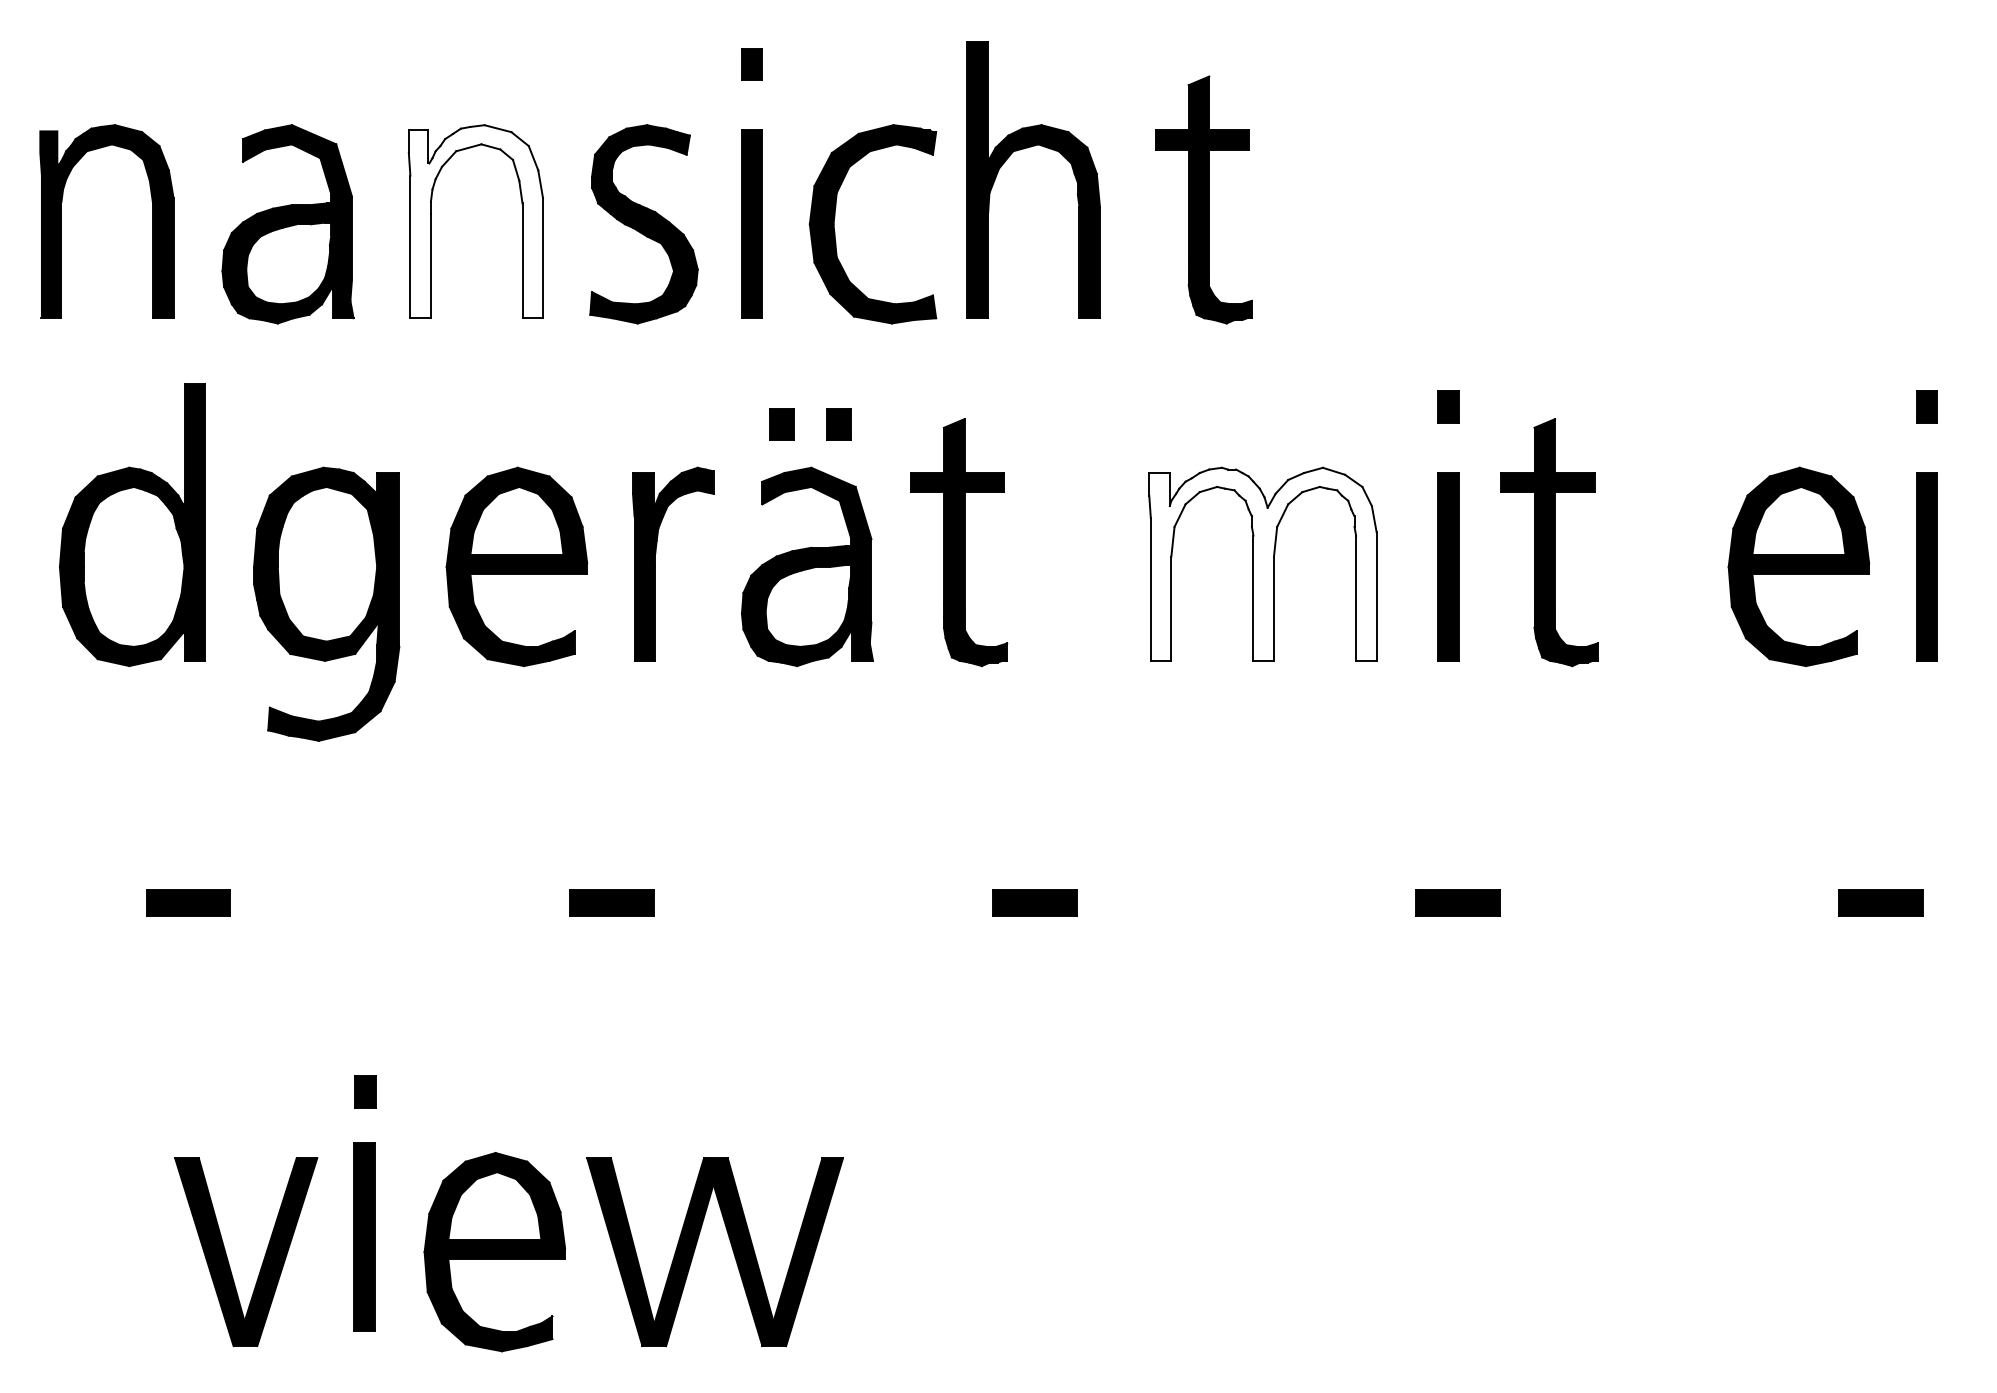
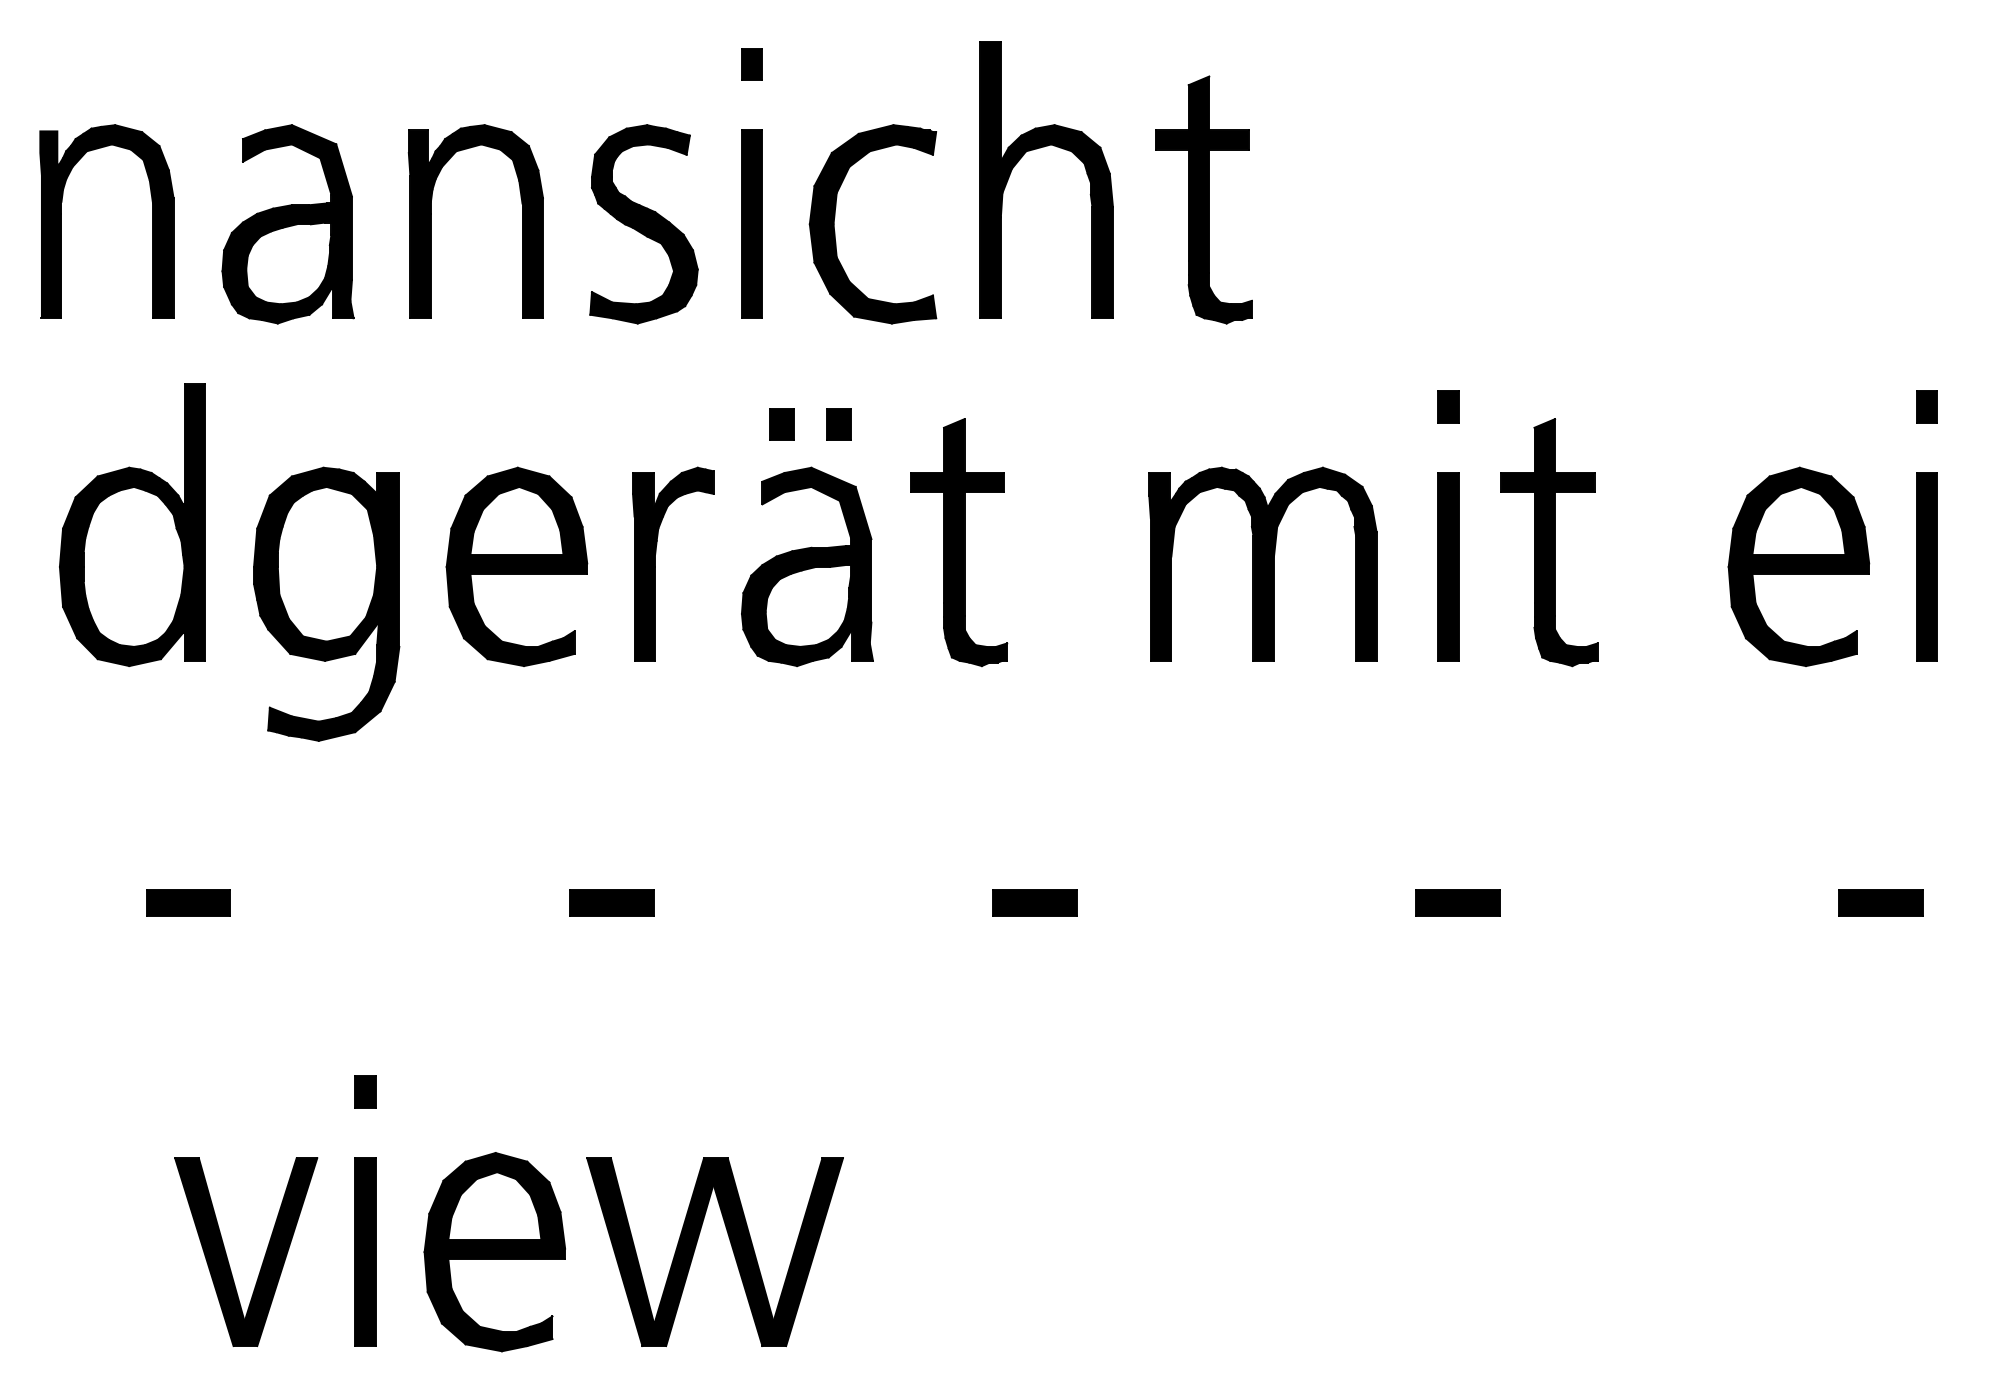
part position: (1024, 149) -> (1037, 149) (1037, 149)
fill: none -> present (475, 221)
fill: none -> present (1262, 563)
part position: (364, 1236) -> (365, 1251) (365, 1251)
